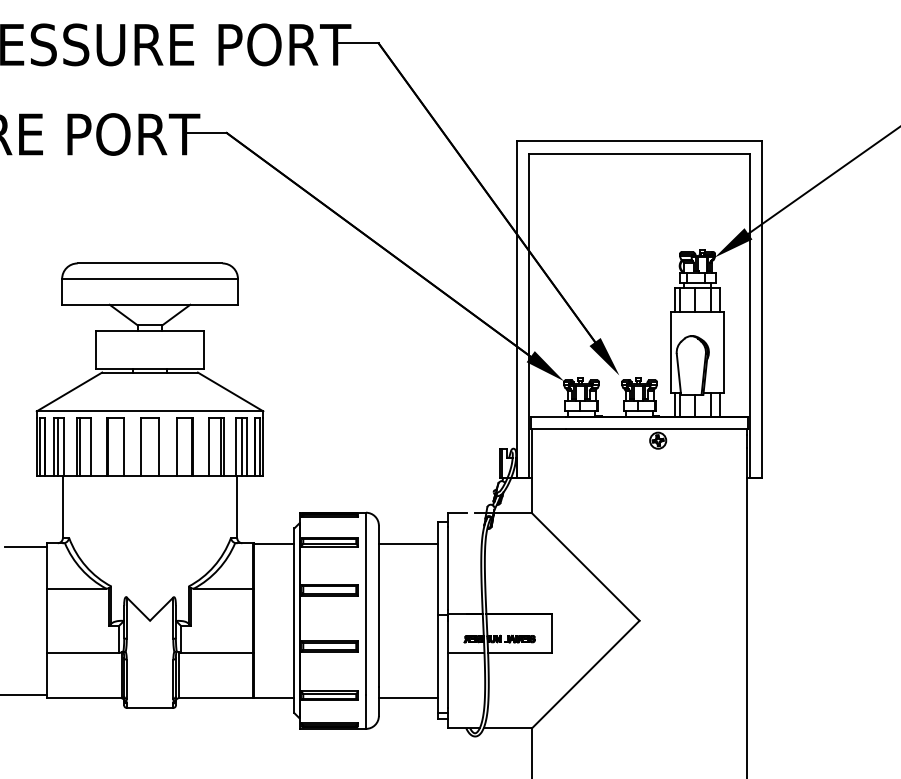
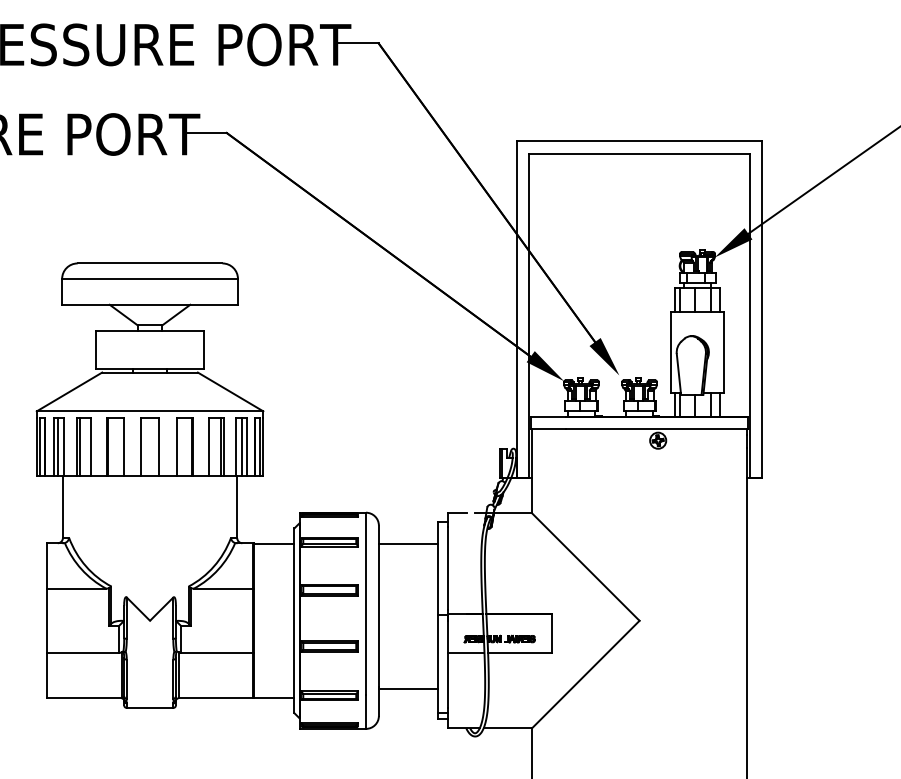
line: present -> none (25, 547)
line: present -> none (24, 694)
line position: (407, 697) -> (407, 688) (407, 688)
